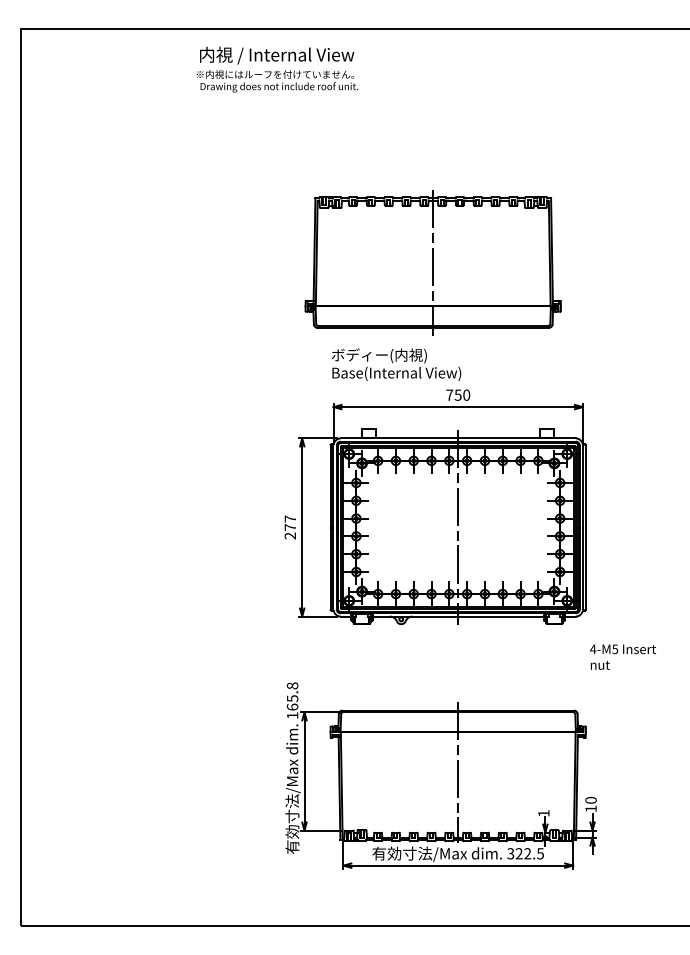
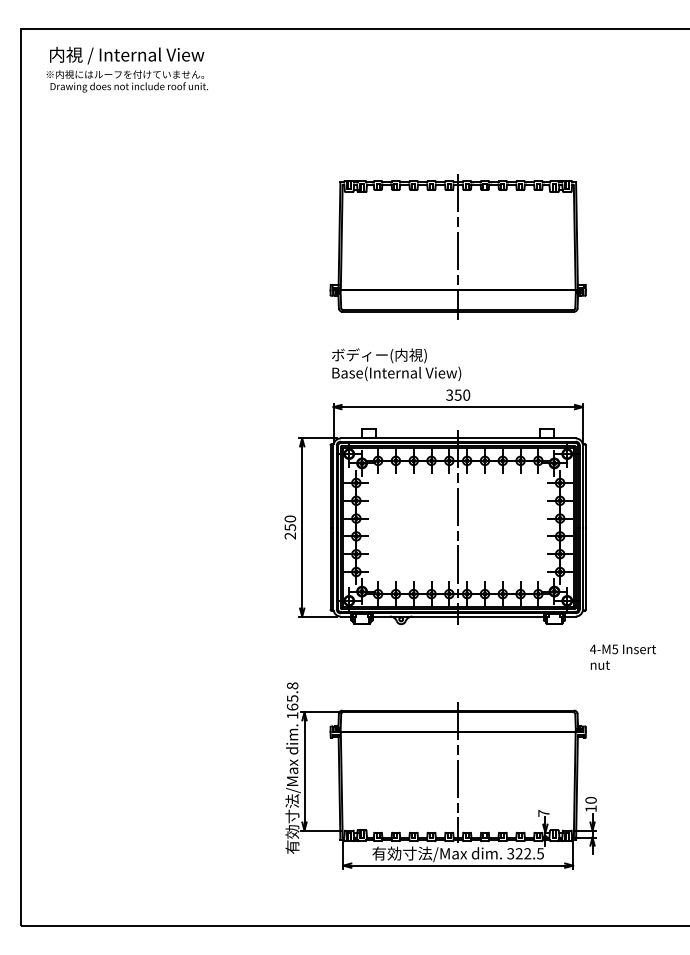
text position: (276, 69) -> (126, 69) (126, 69)
part position: (432, 262) -> (457, 246) (457, 246)
text: 750 -> 350 (449, 394)
text: 277 -> 250 (290, 523)
text: 1 -> 7 (543, 813)
